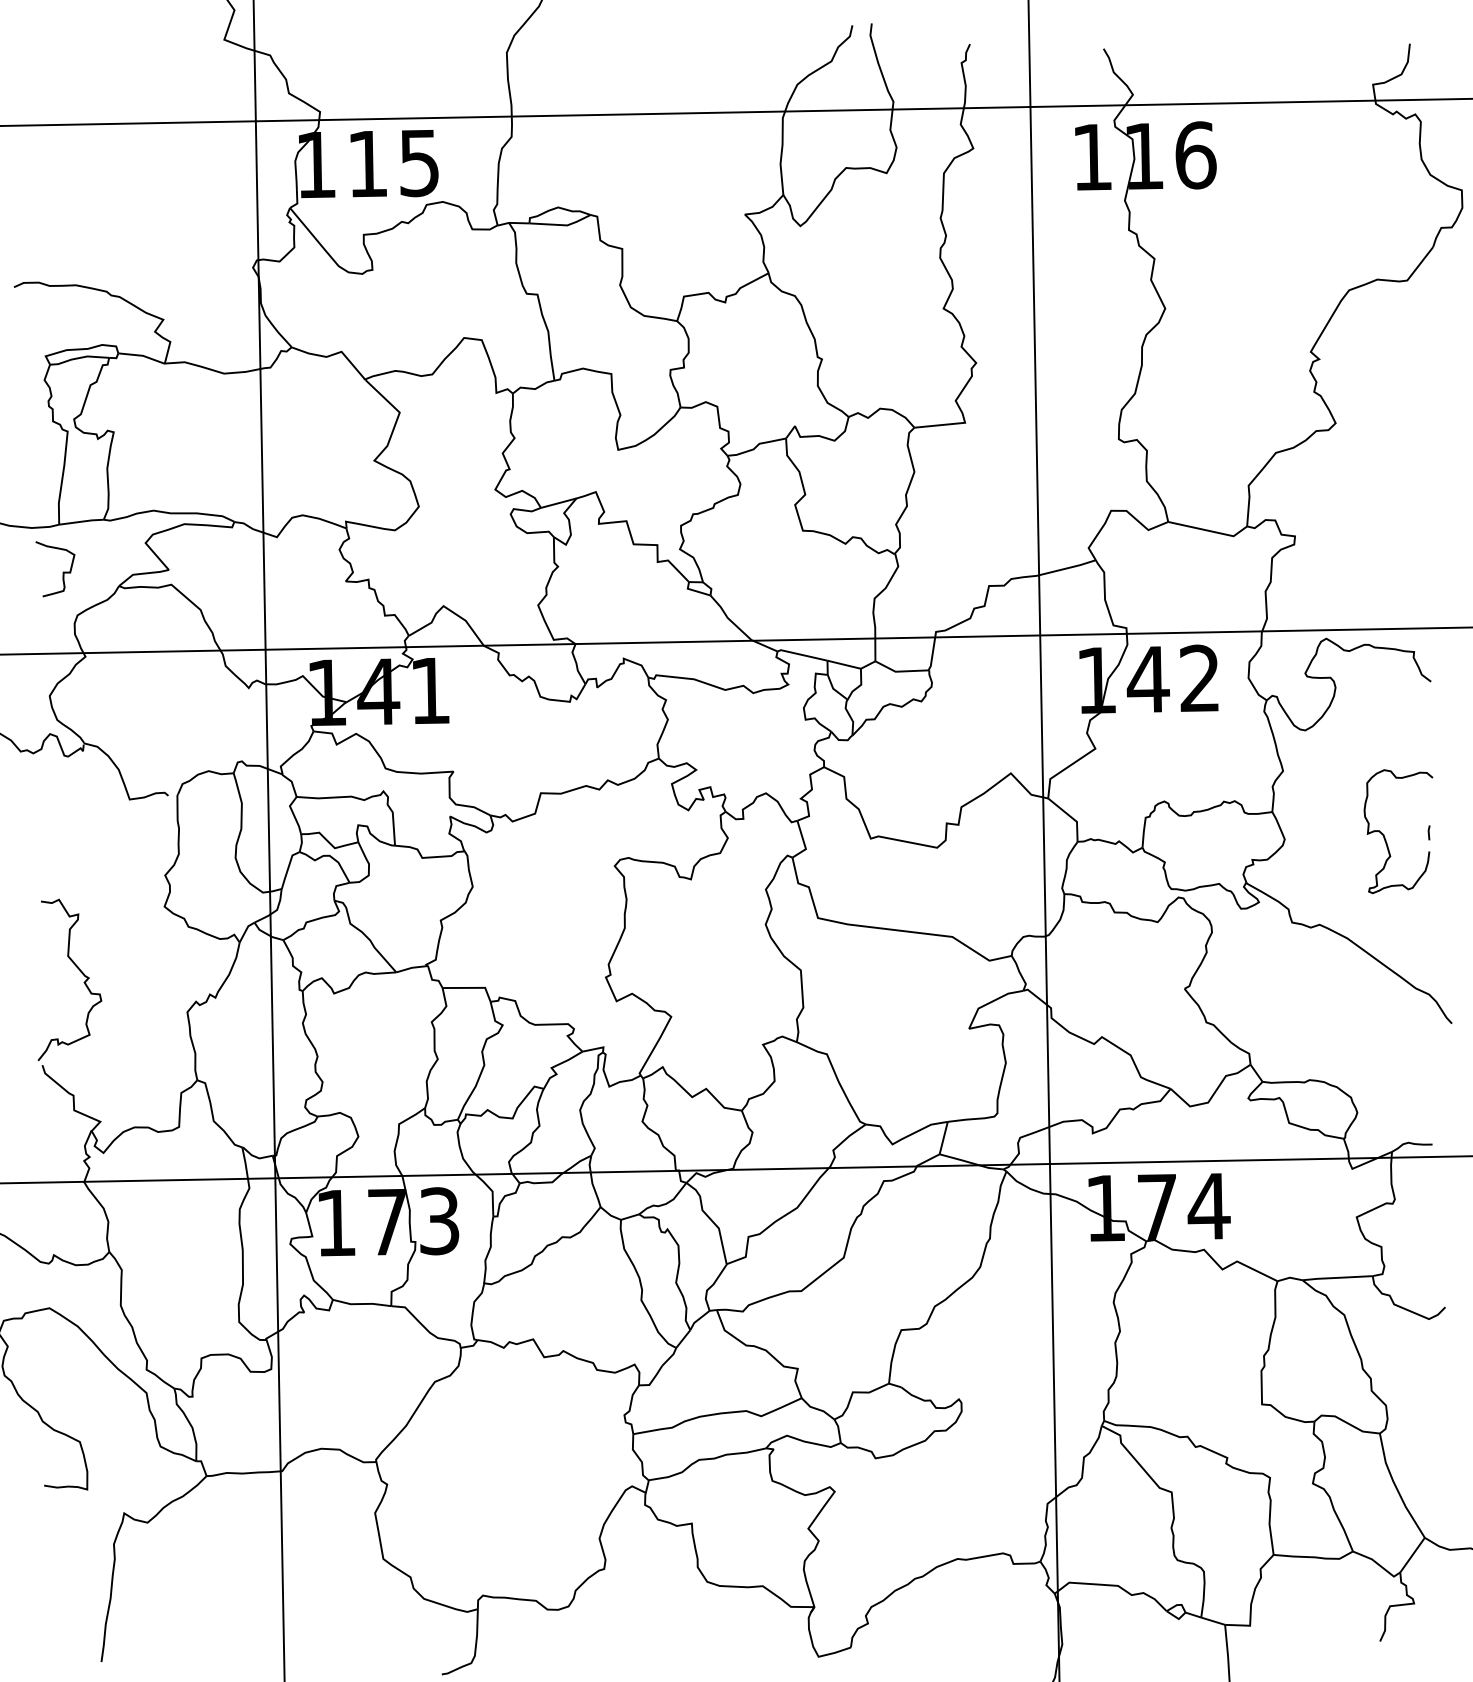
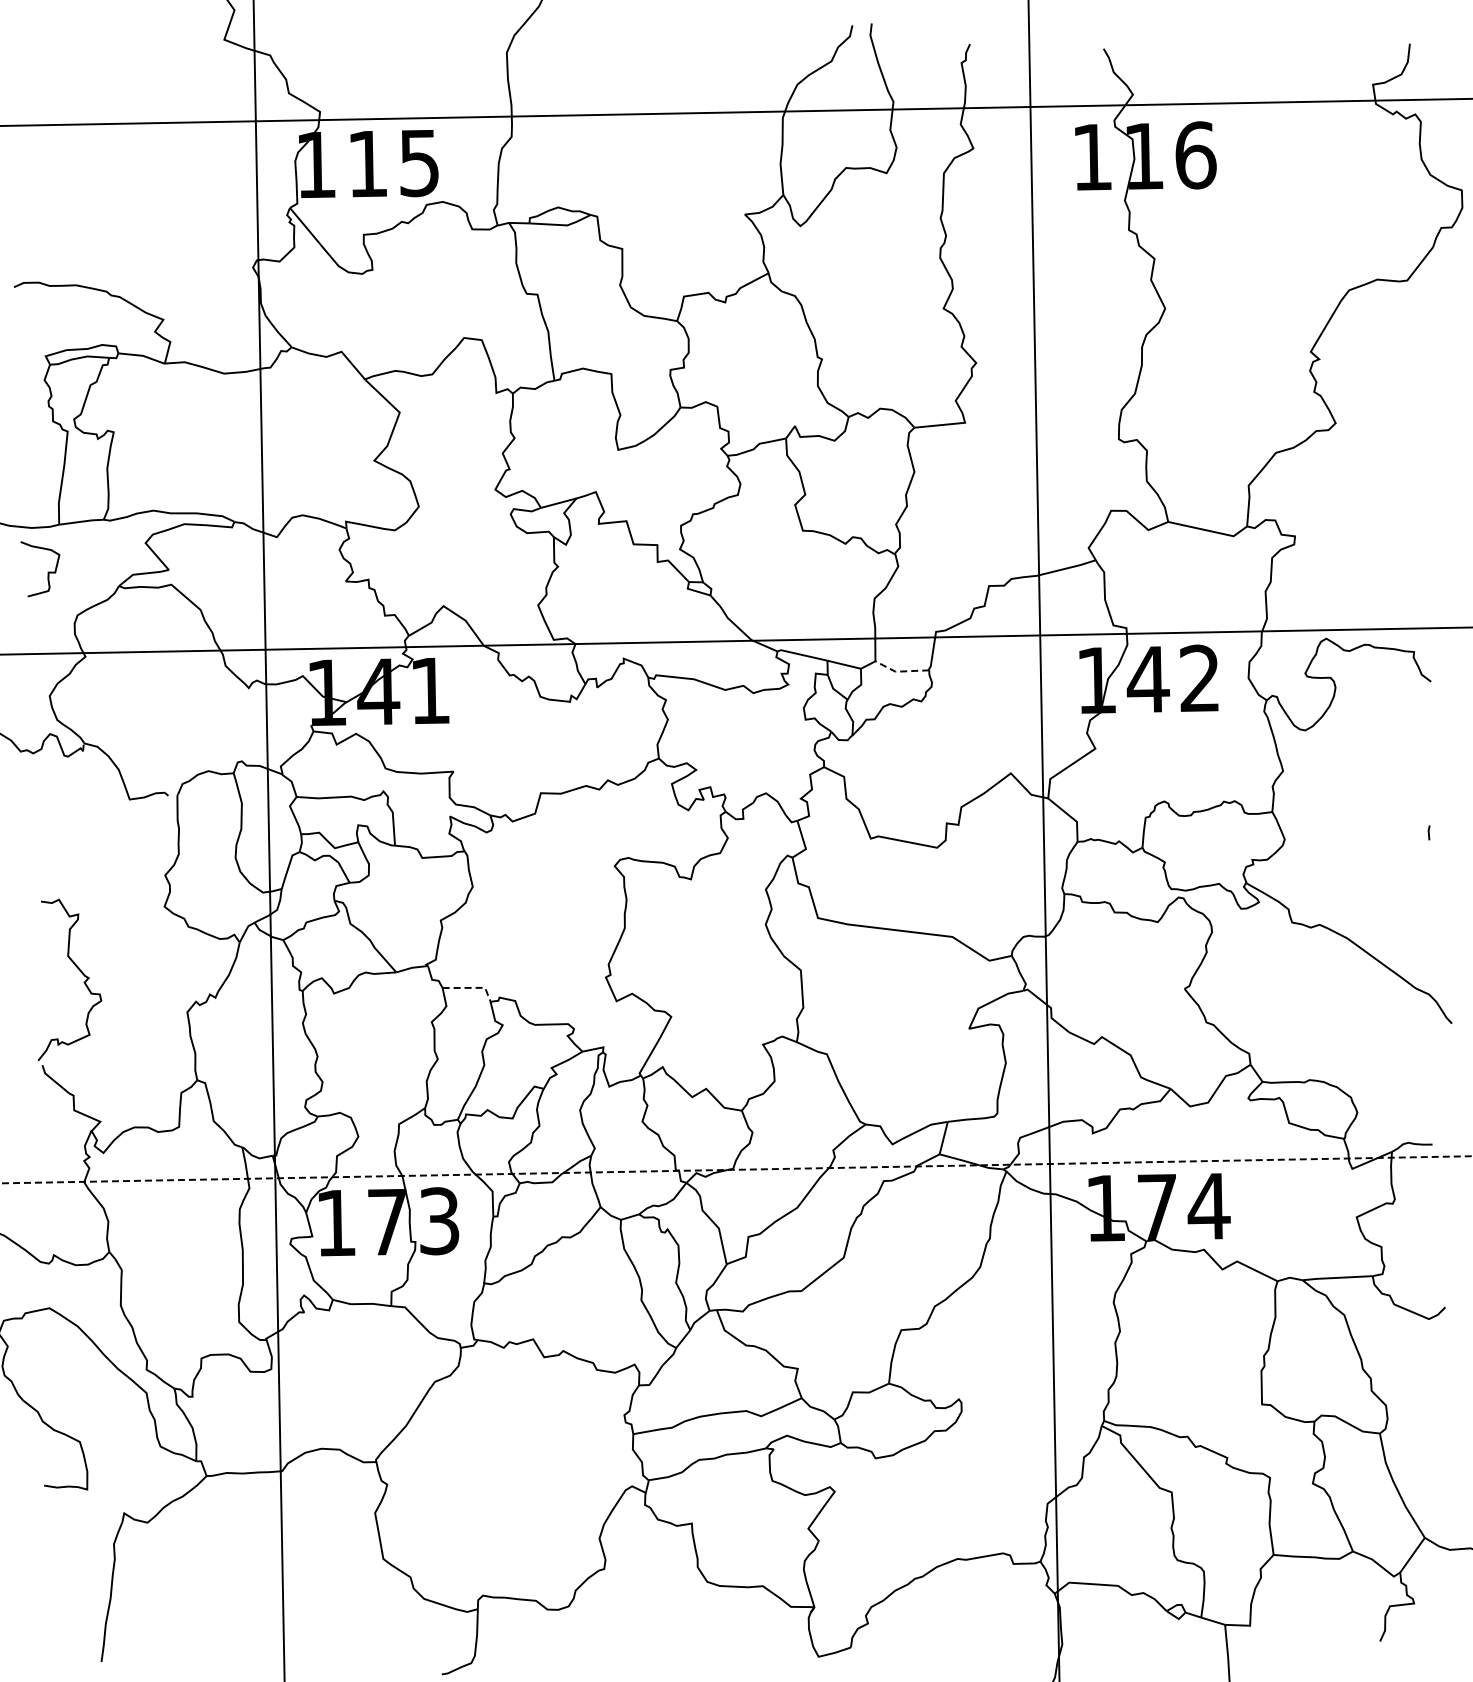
curve position: (62, 572) -> (47, 572) (47, 572)
line: solid -> dashed (900, 671)
curve: present -> none (1384, 834)
line: solid -> dashed (472, 987)
line: solid -> dashed (736, 1169)
